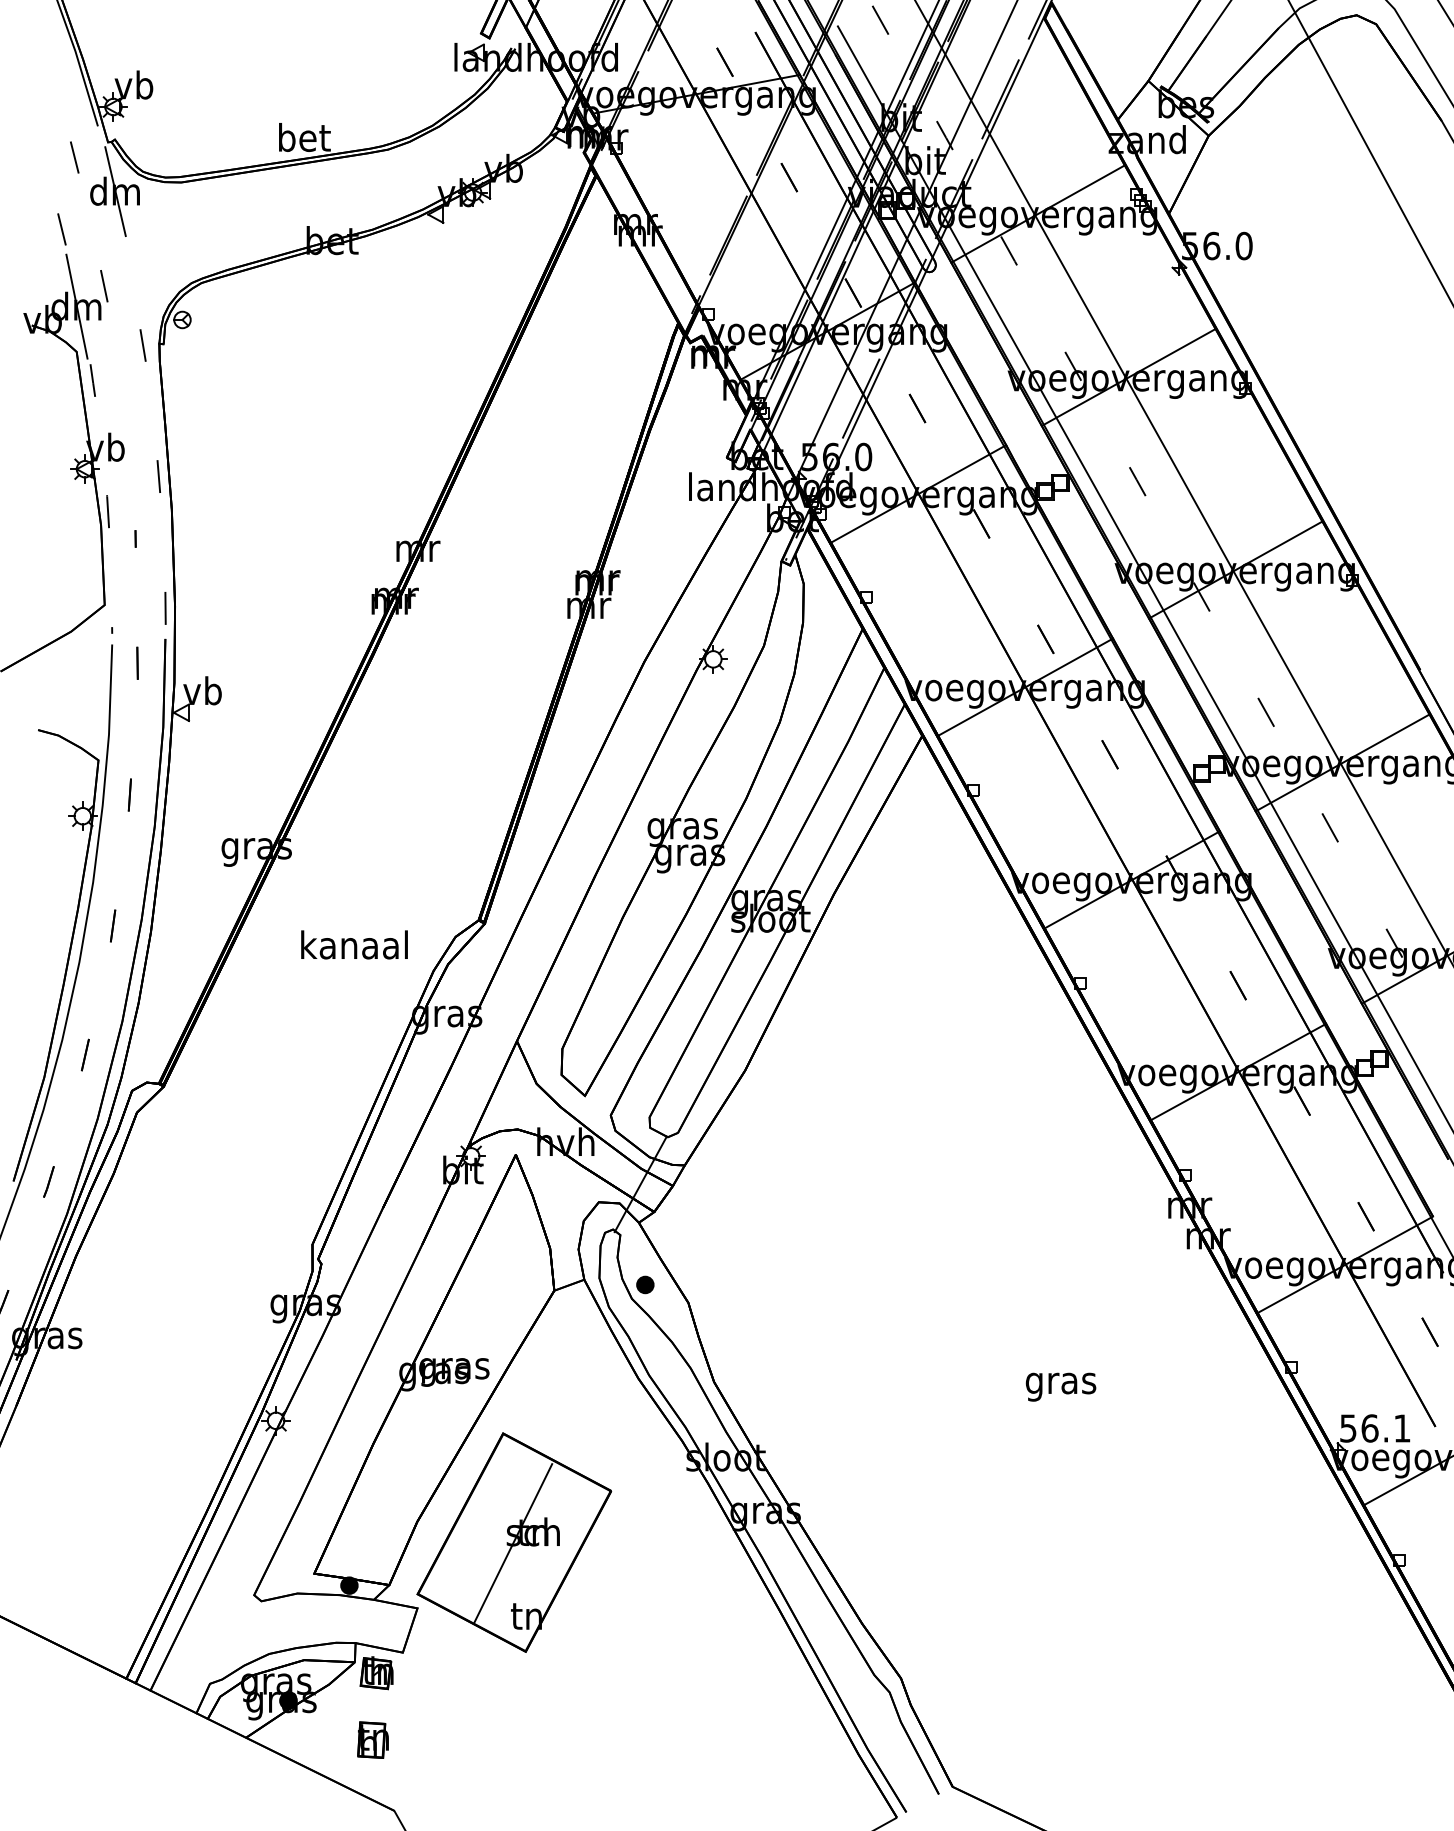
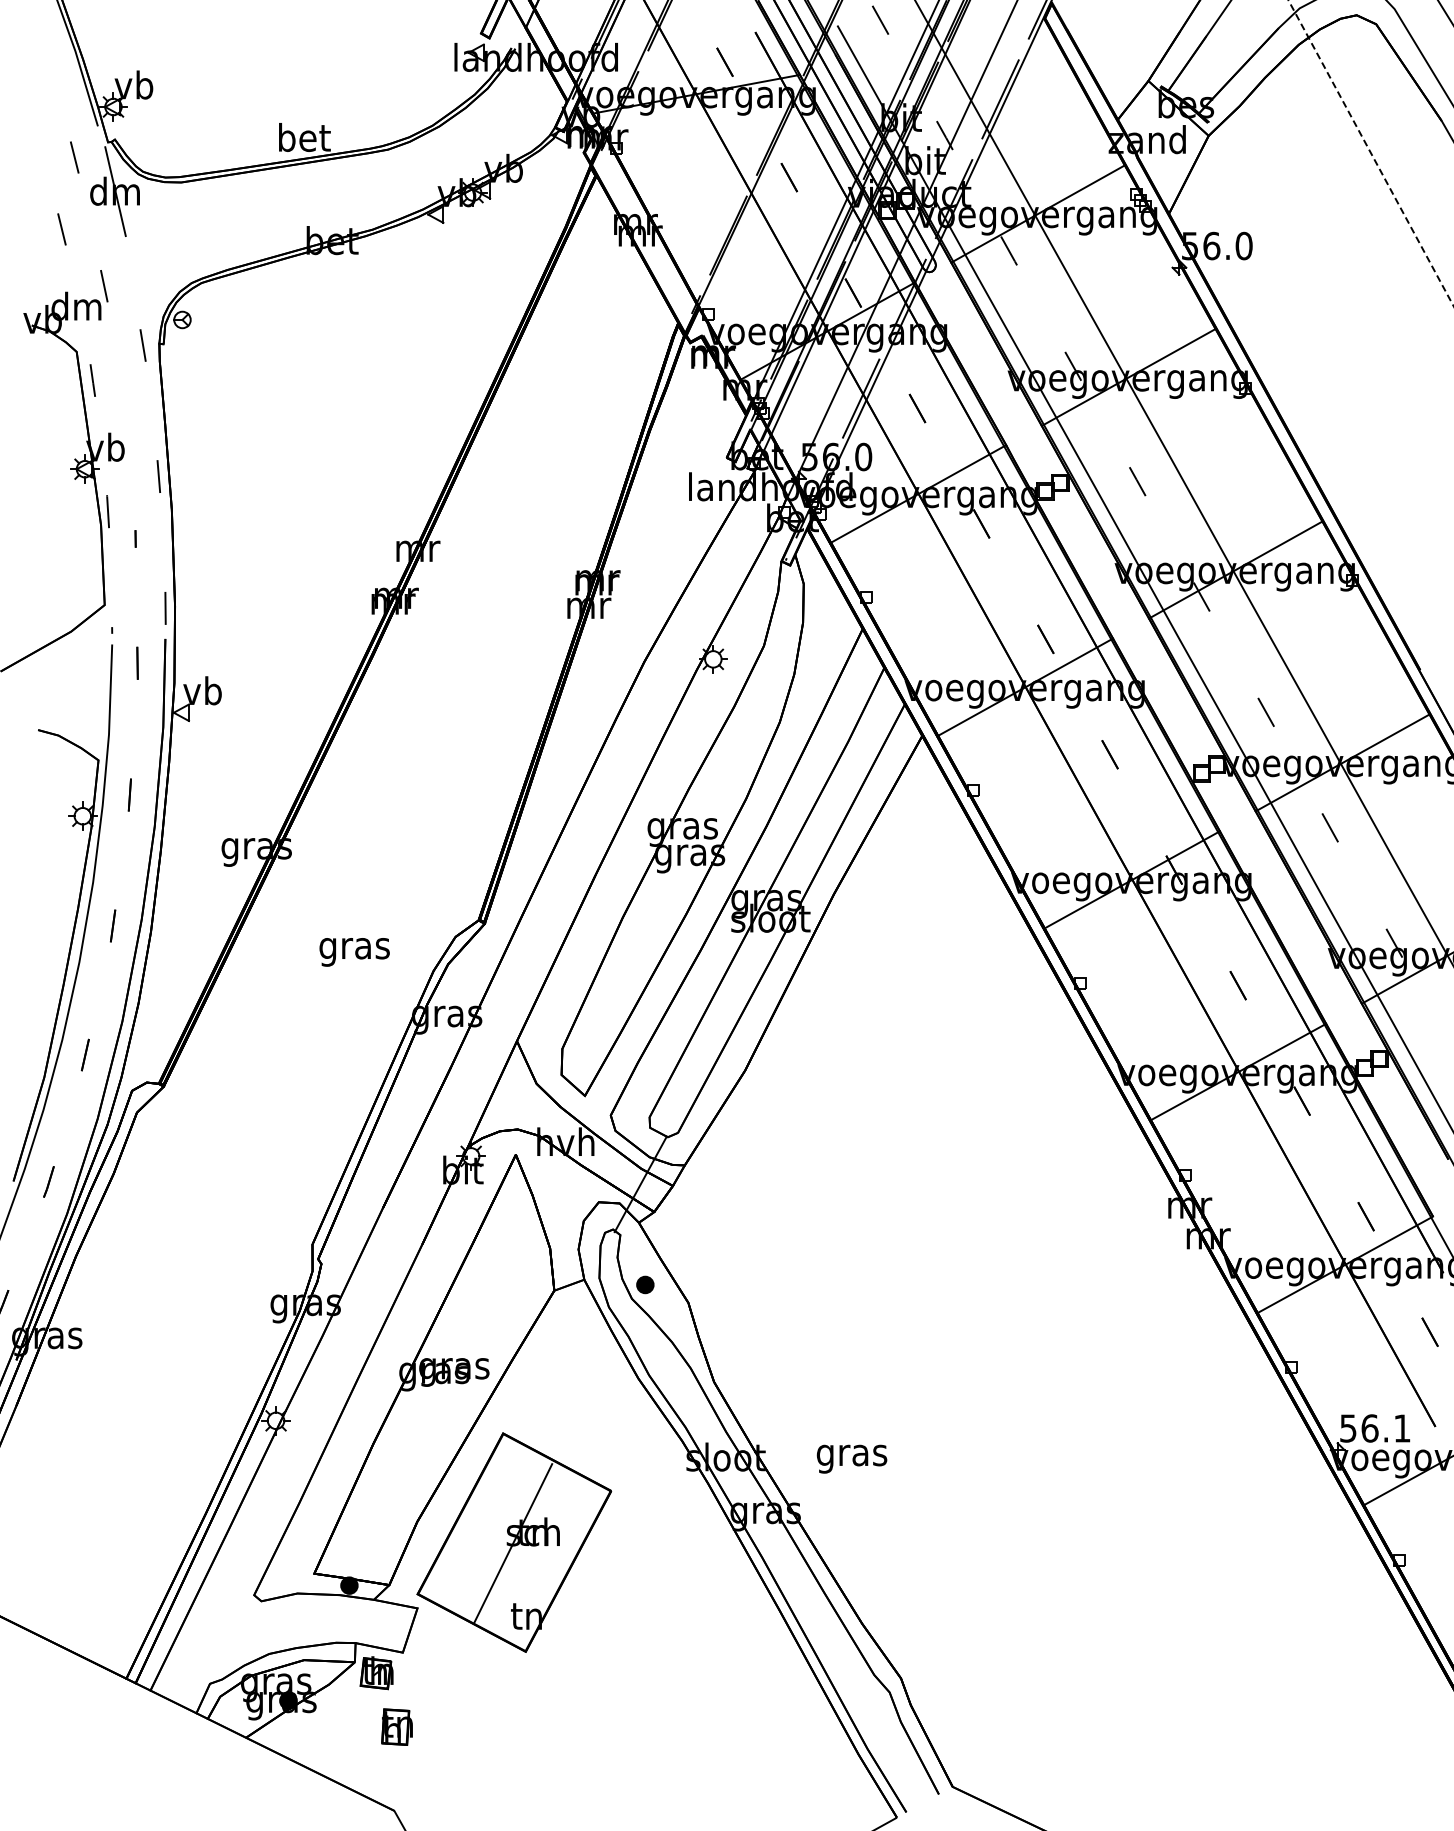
line: solid -> dashed (1371, 153)
line: present -> none (76, 306)
text: kanaal -> gras (354, 948)
text position: (1060, 1386) -> (851, 1458) (851, 1458)
part position: (372, 1739) -> (396, 1726) (396, 1726)
